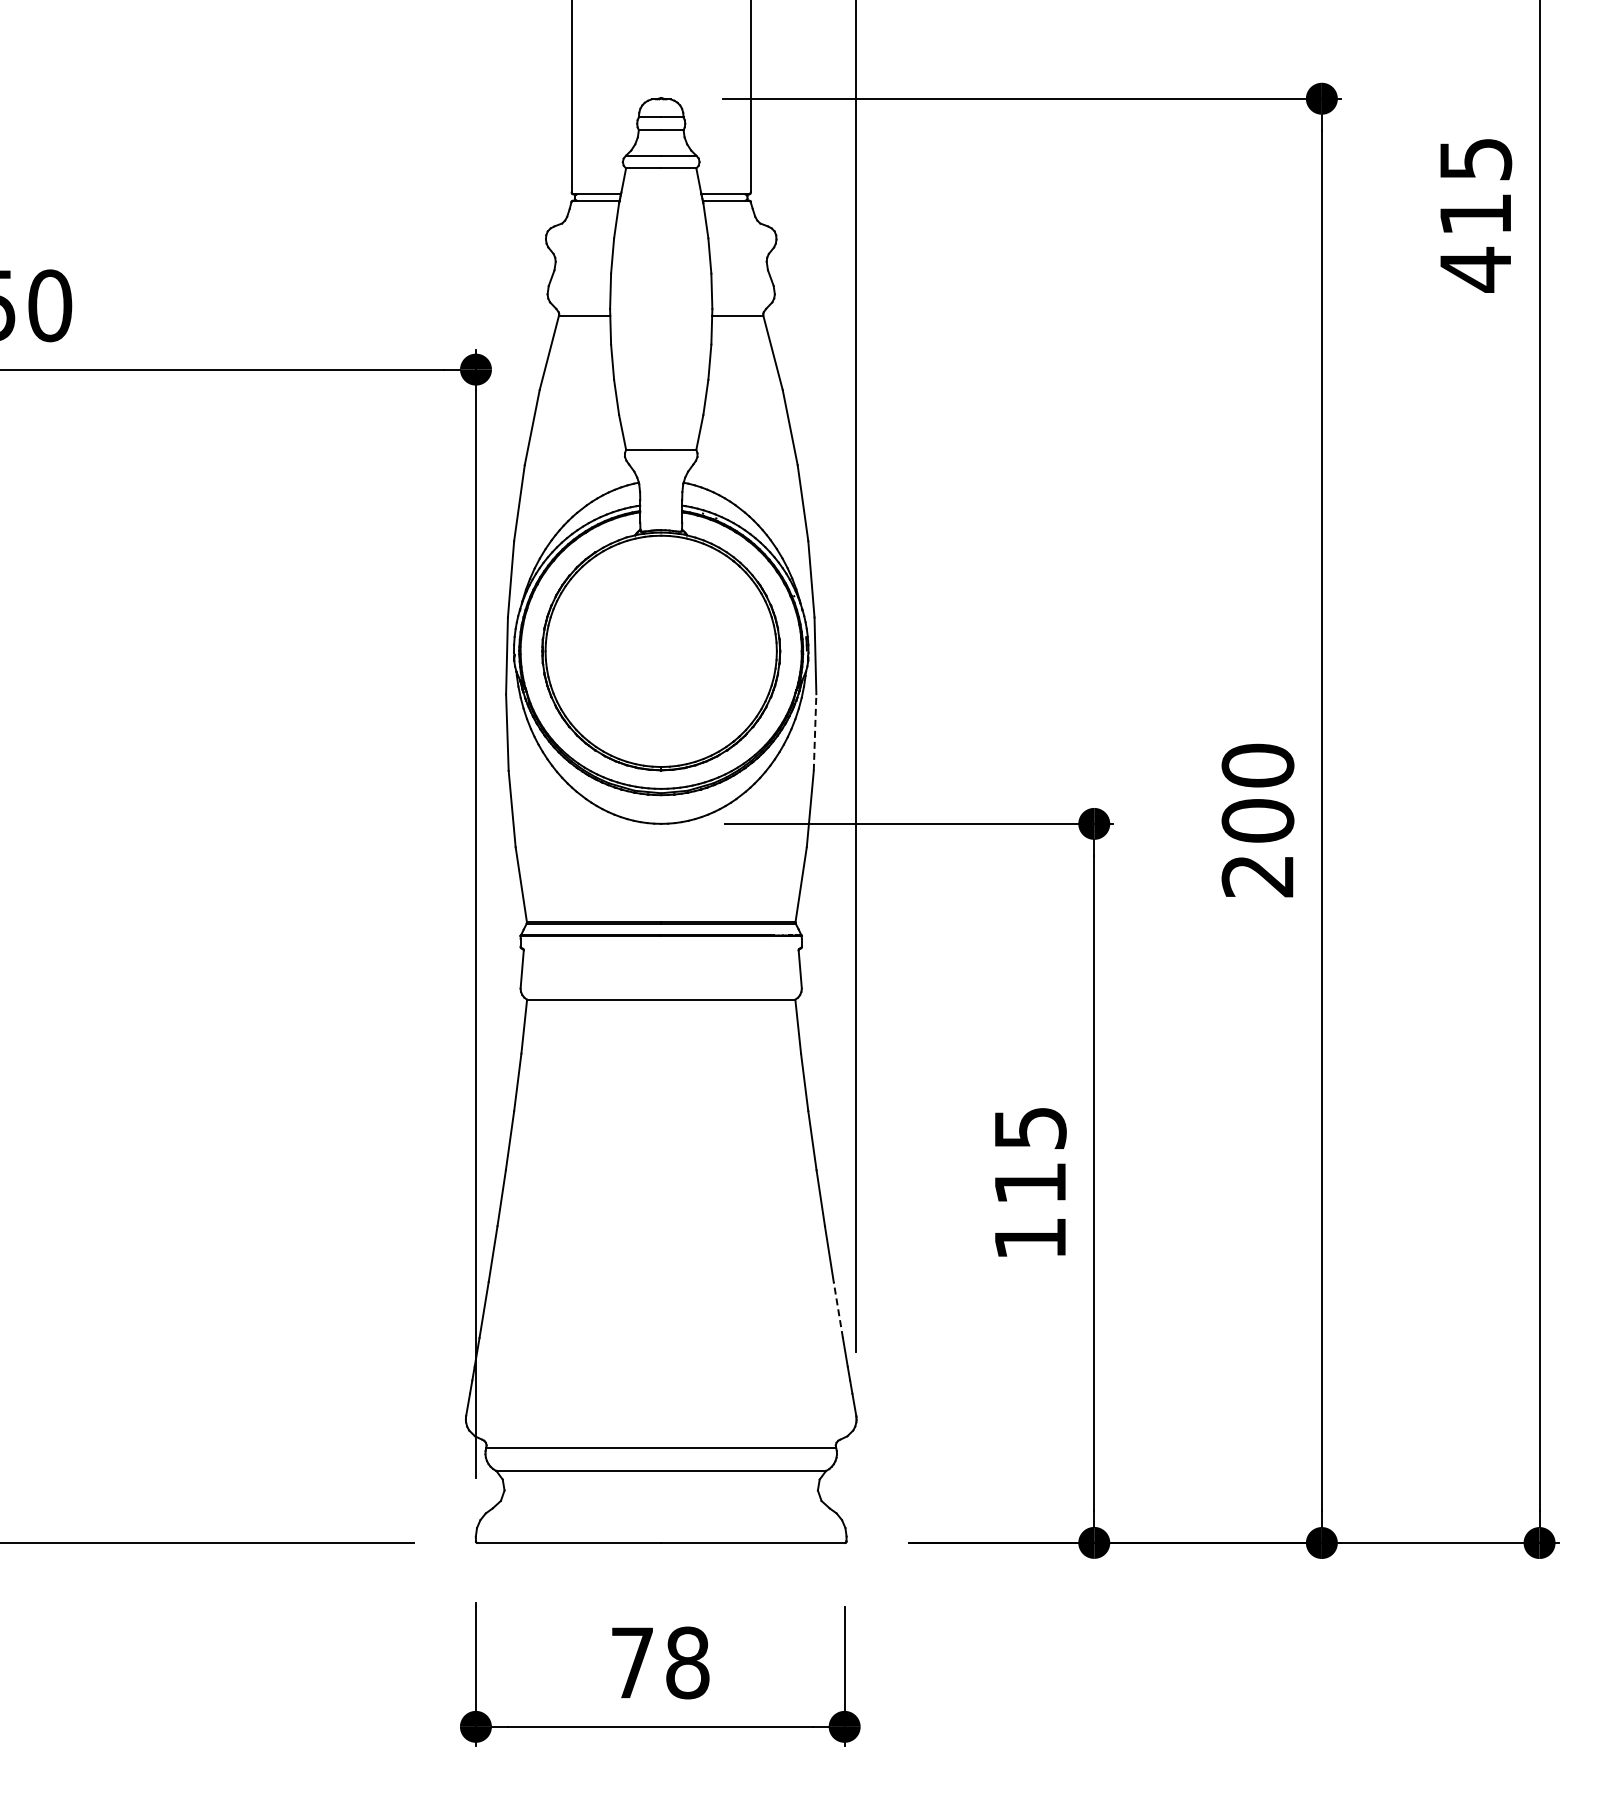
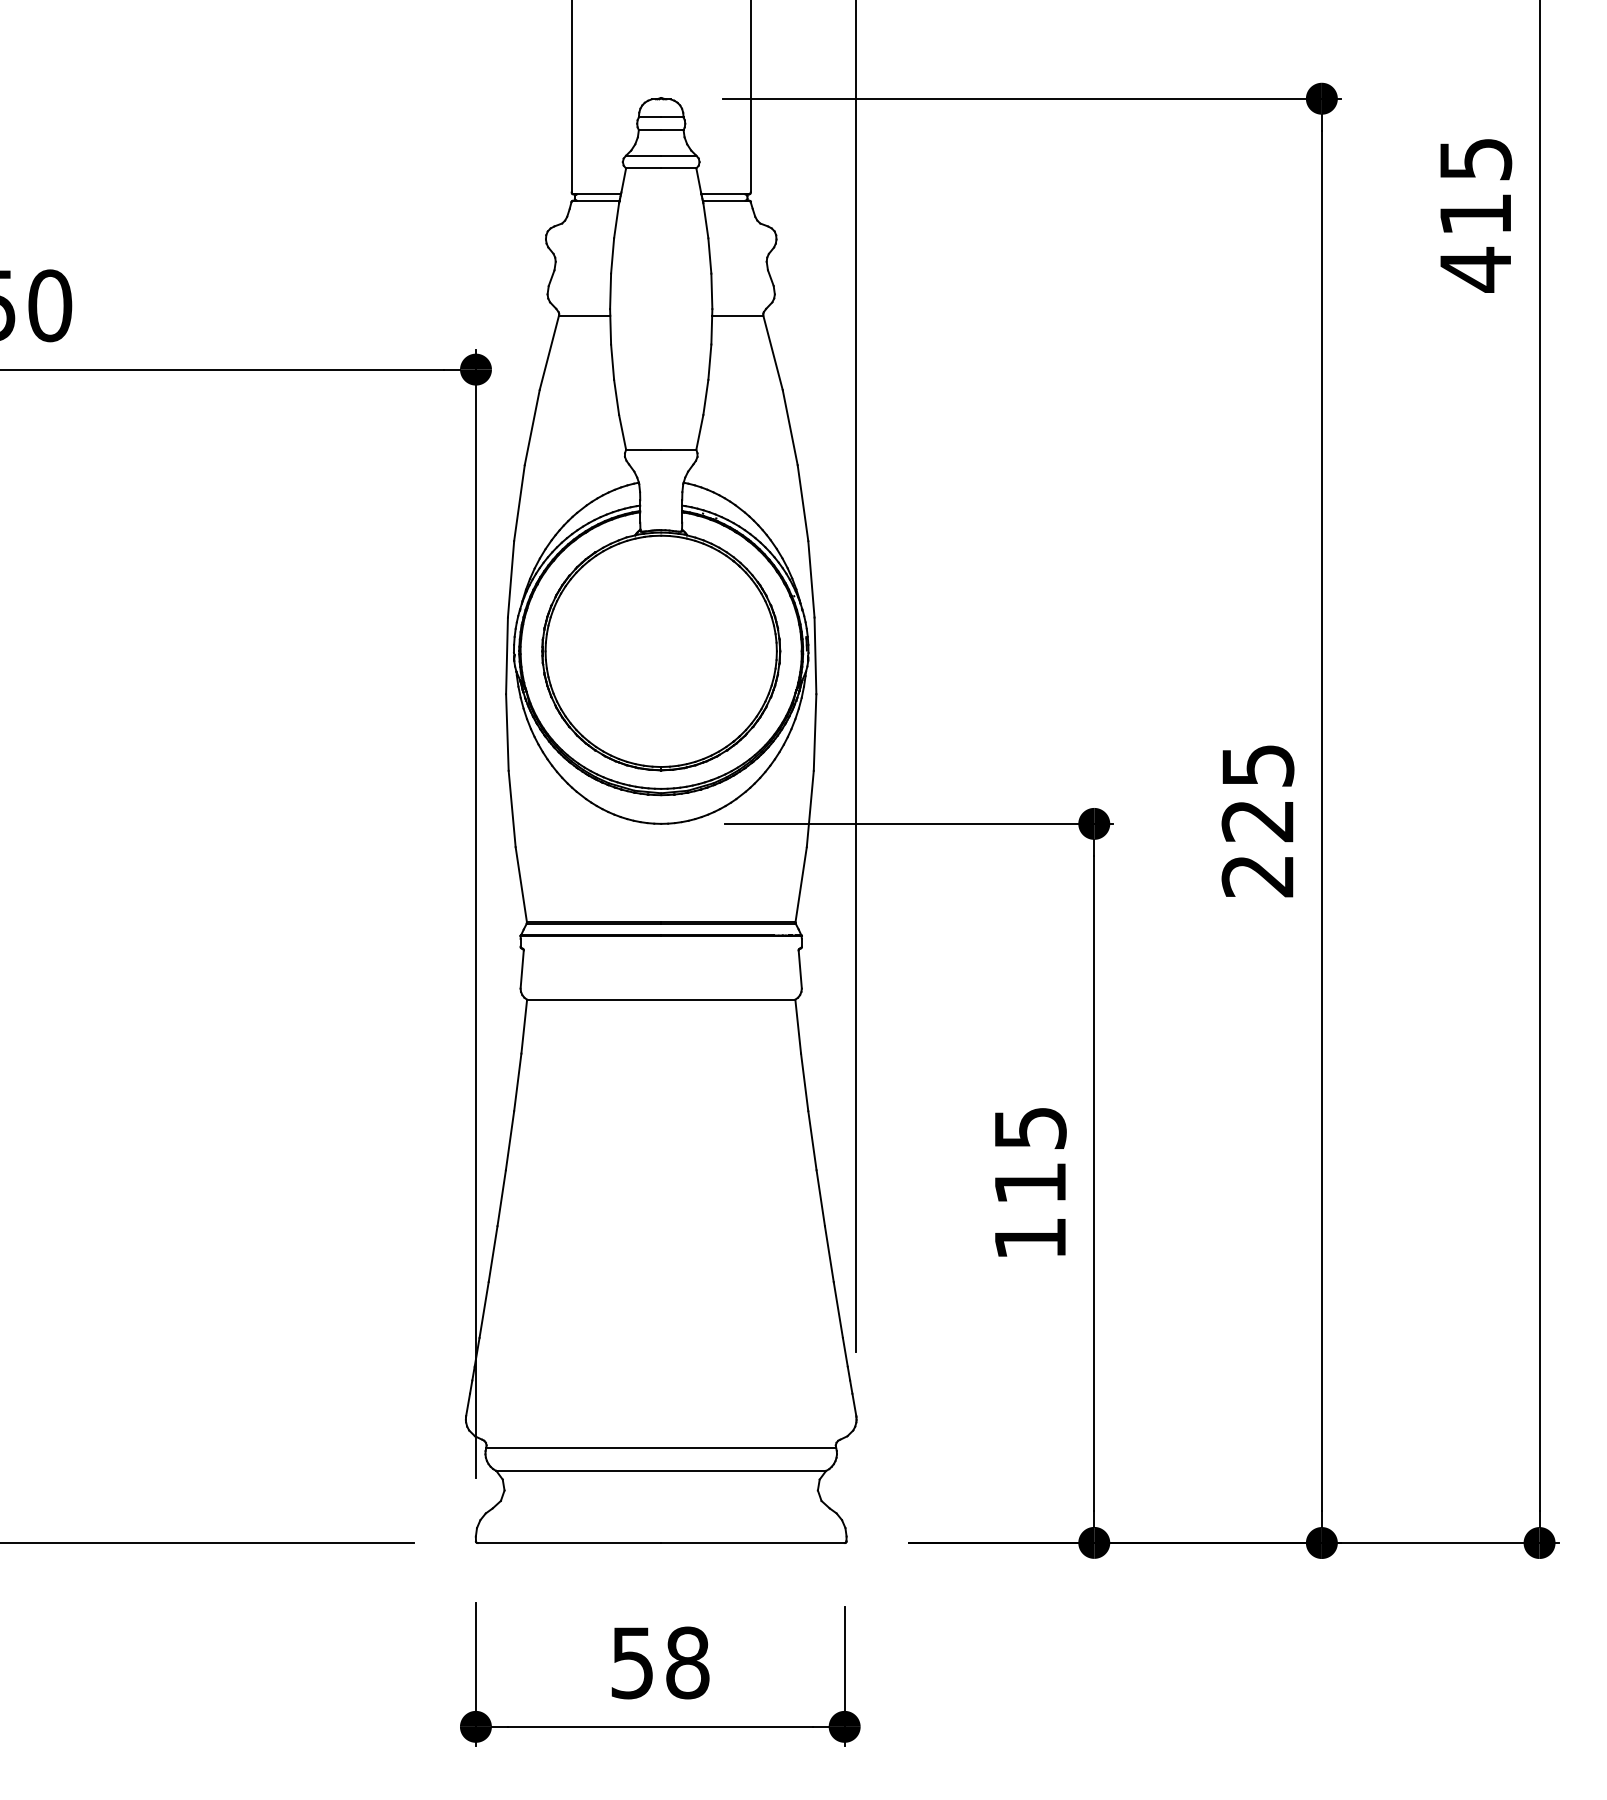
line: dashed -> solid (815, 732)
text: 200 -> 225 (1257, 792)
line: dashed -> solid (838, 1309)
text: 78 -> 58 (631, 1663)
